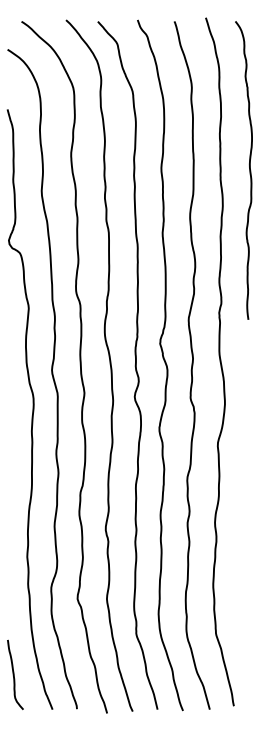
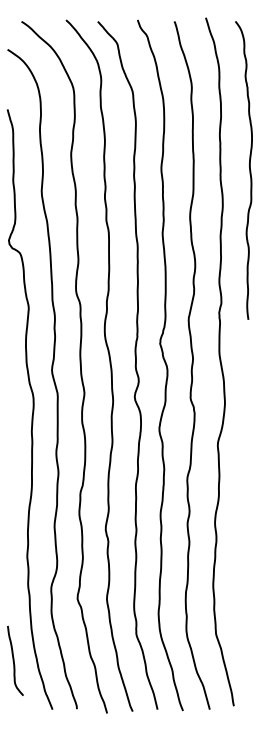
curve position: (14, 674) -> (14, 660) (14, 660)
